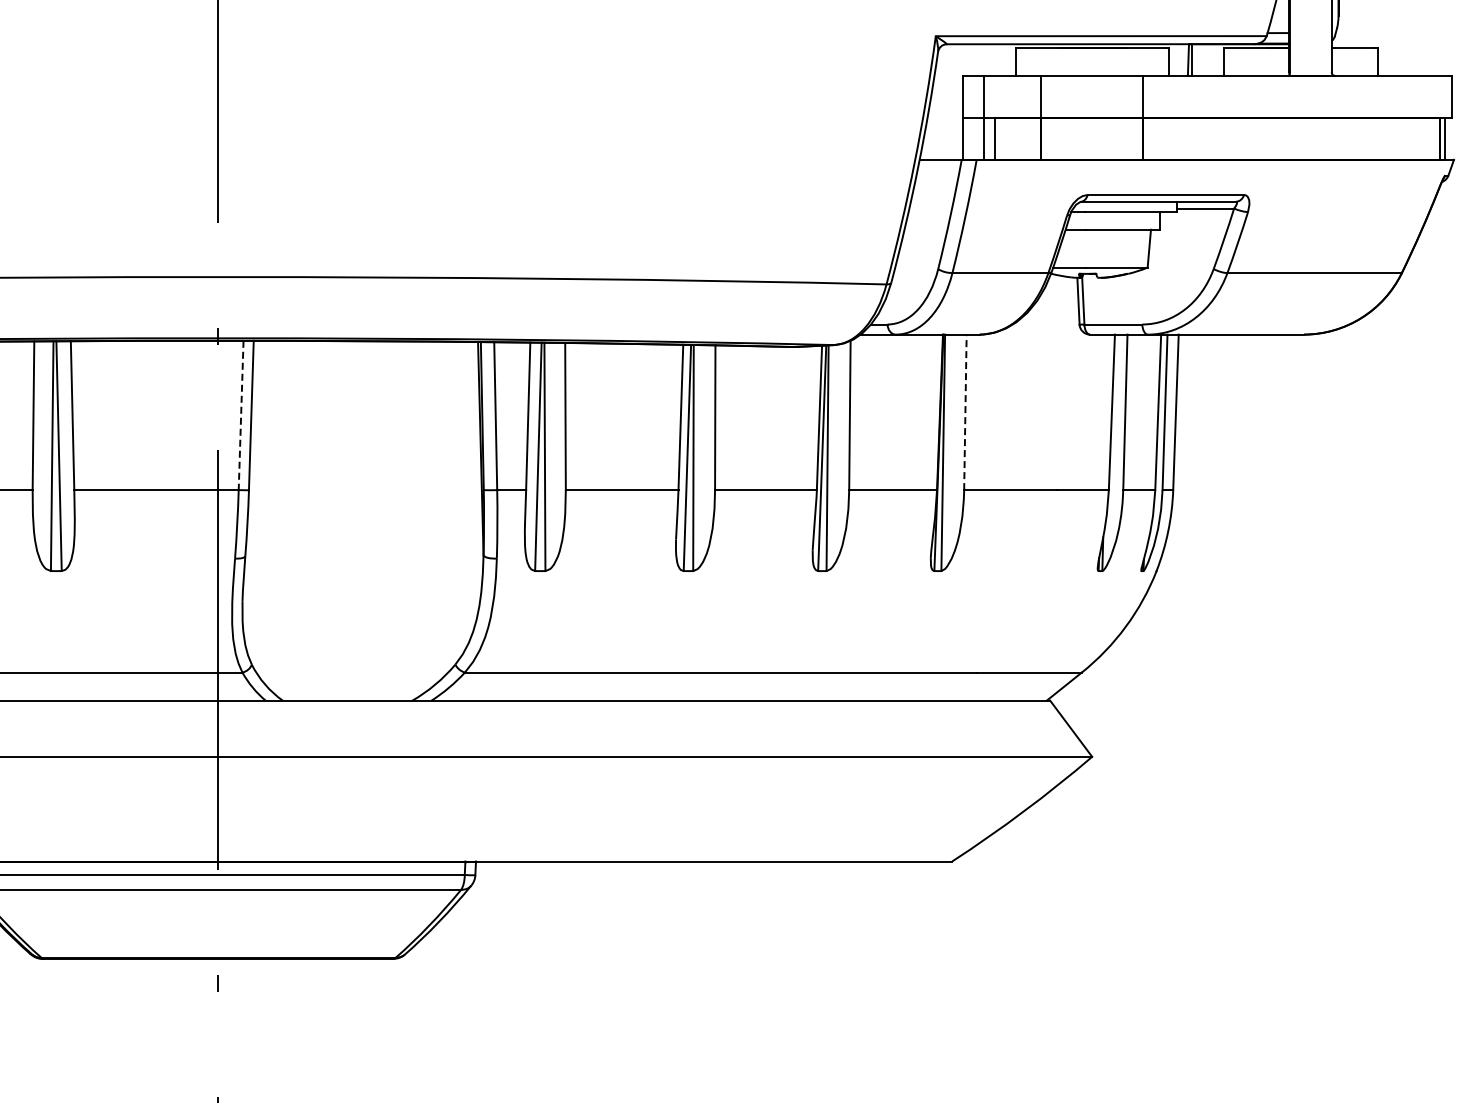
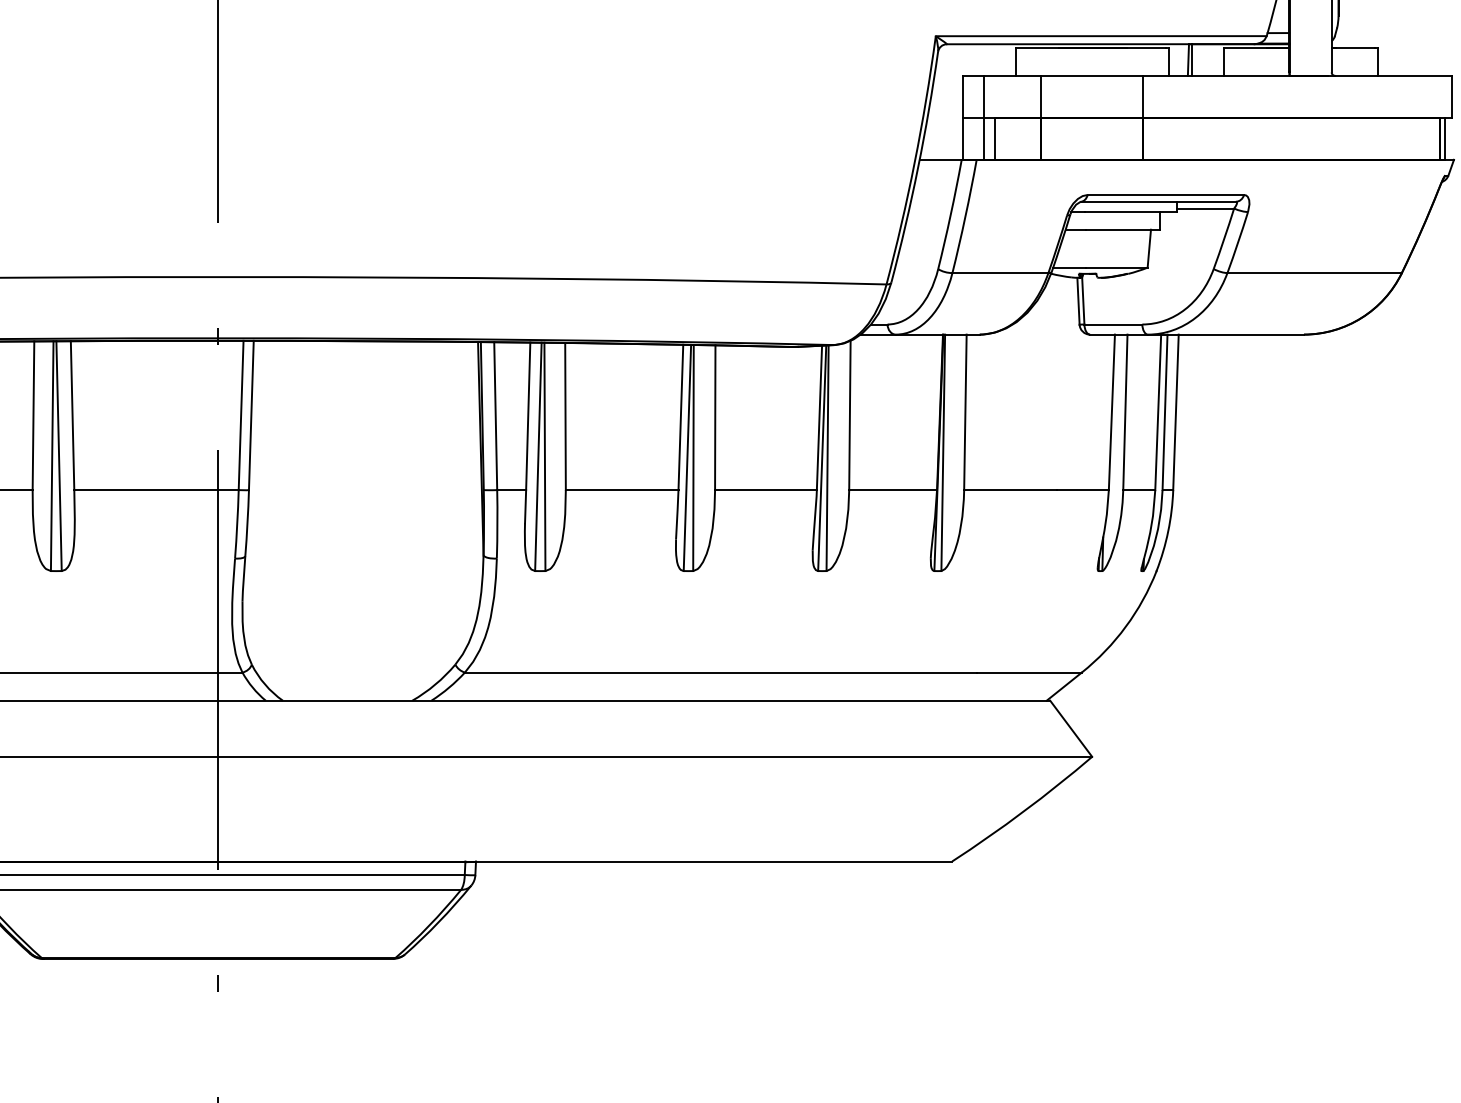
line: dashed -> solid (965, 412)
line: dashed -> solid (241, 415)
